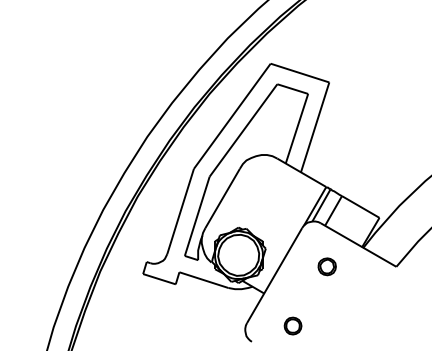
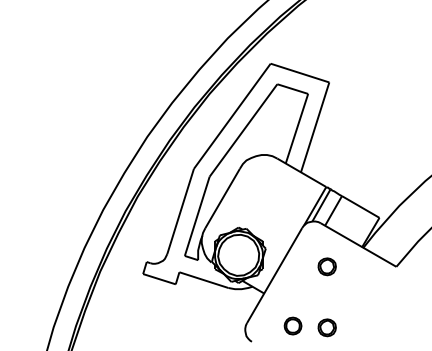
part: none -> present (326, 327)
